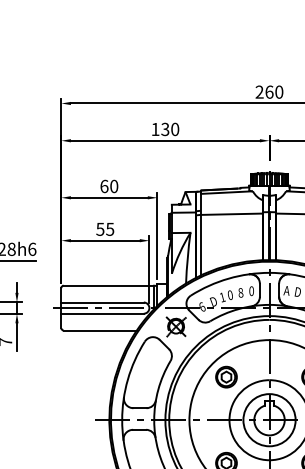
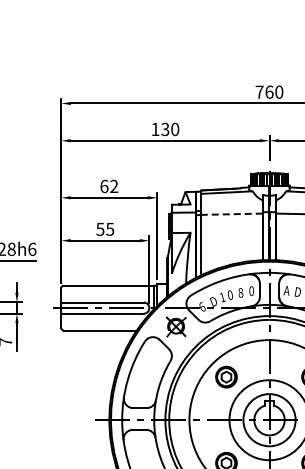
text: 260 -> 760 (259, 91)
text: 60 -> 62 (114, 186)
line: solid -> dashed (231, 214)
